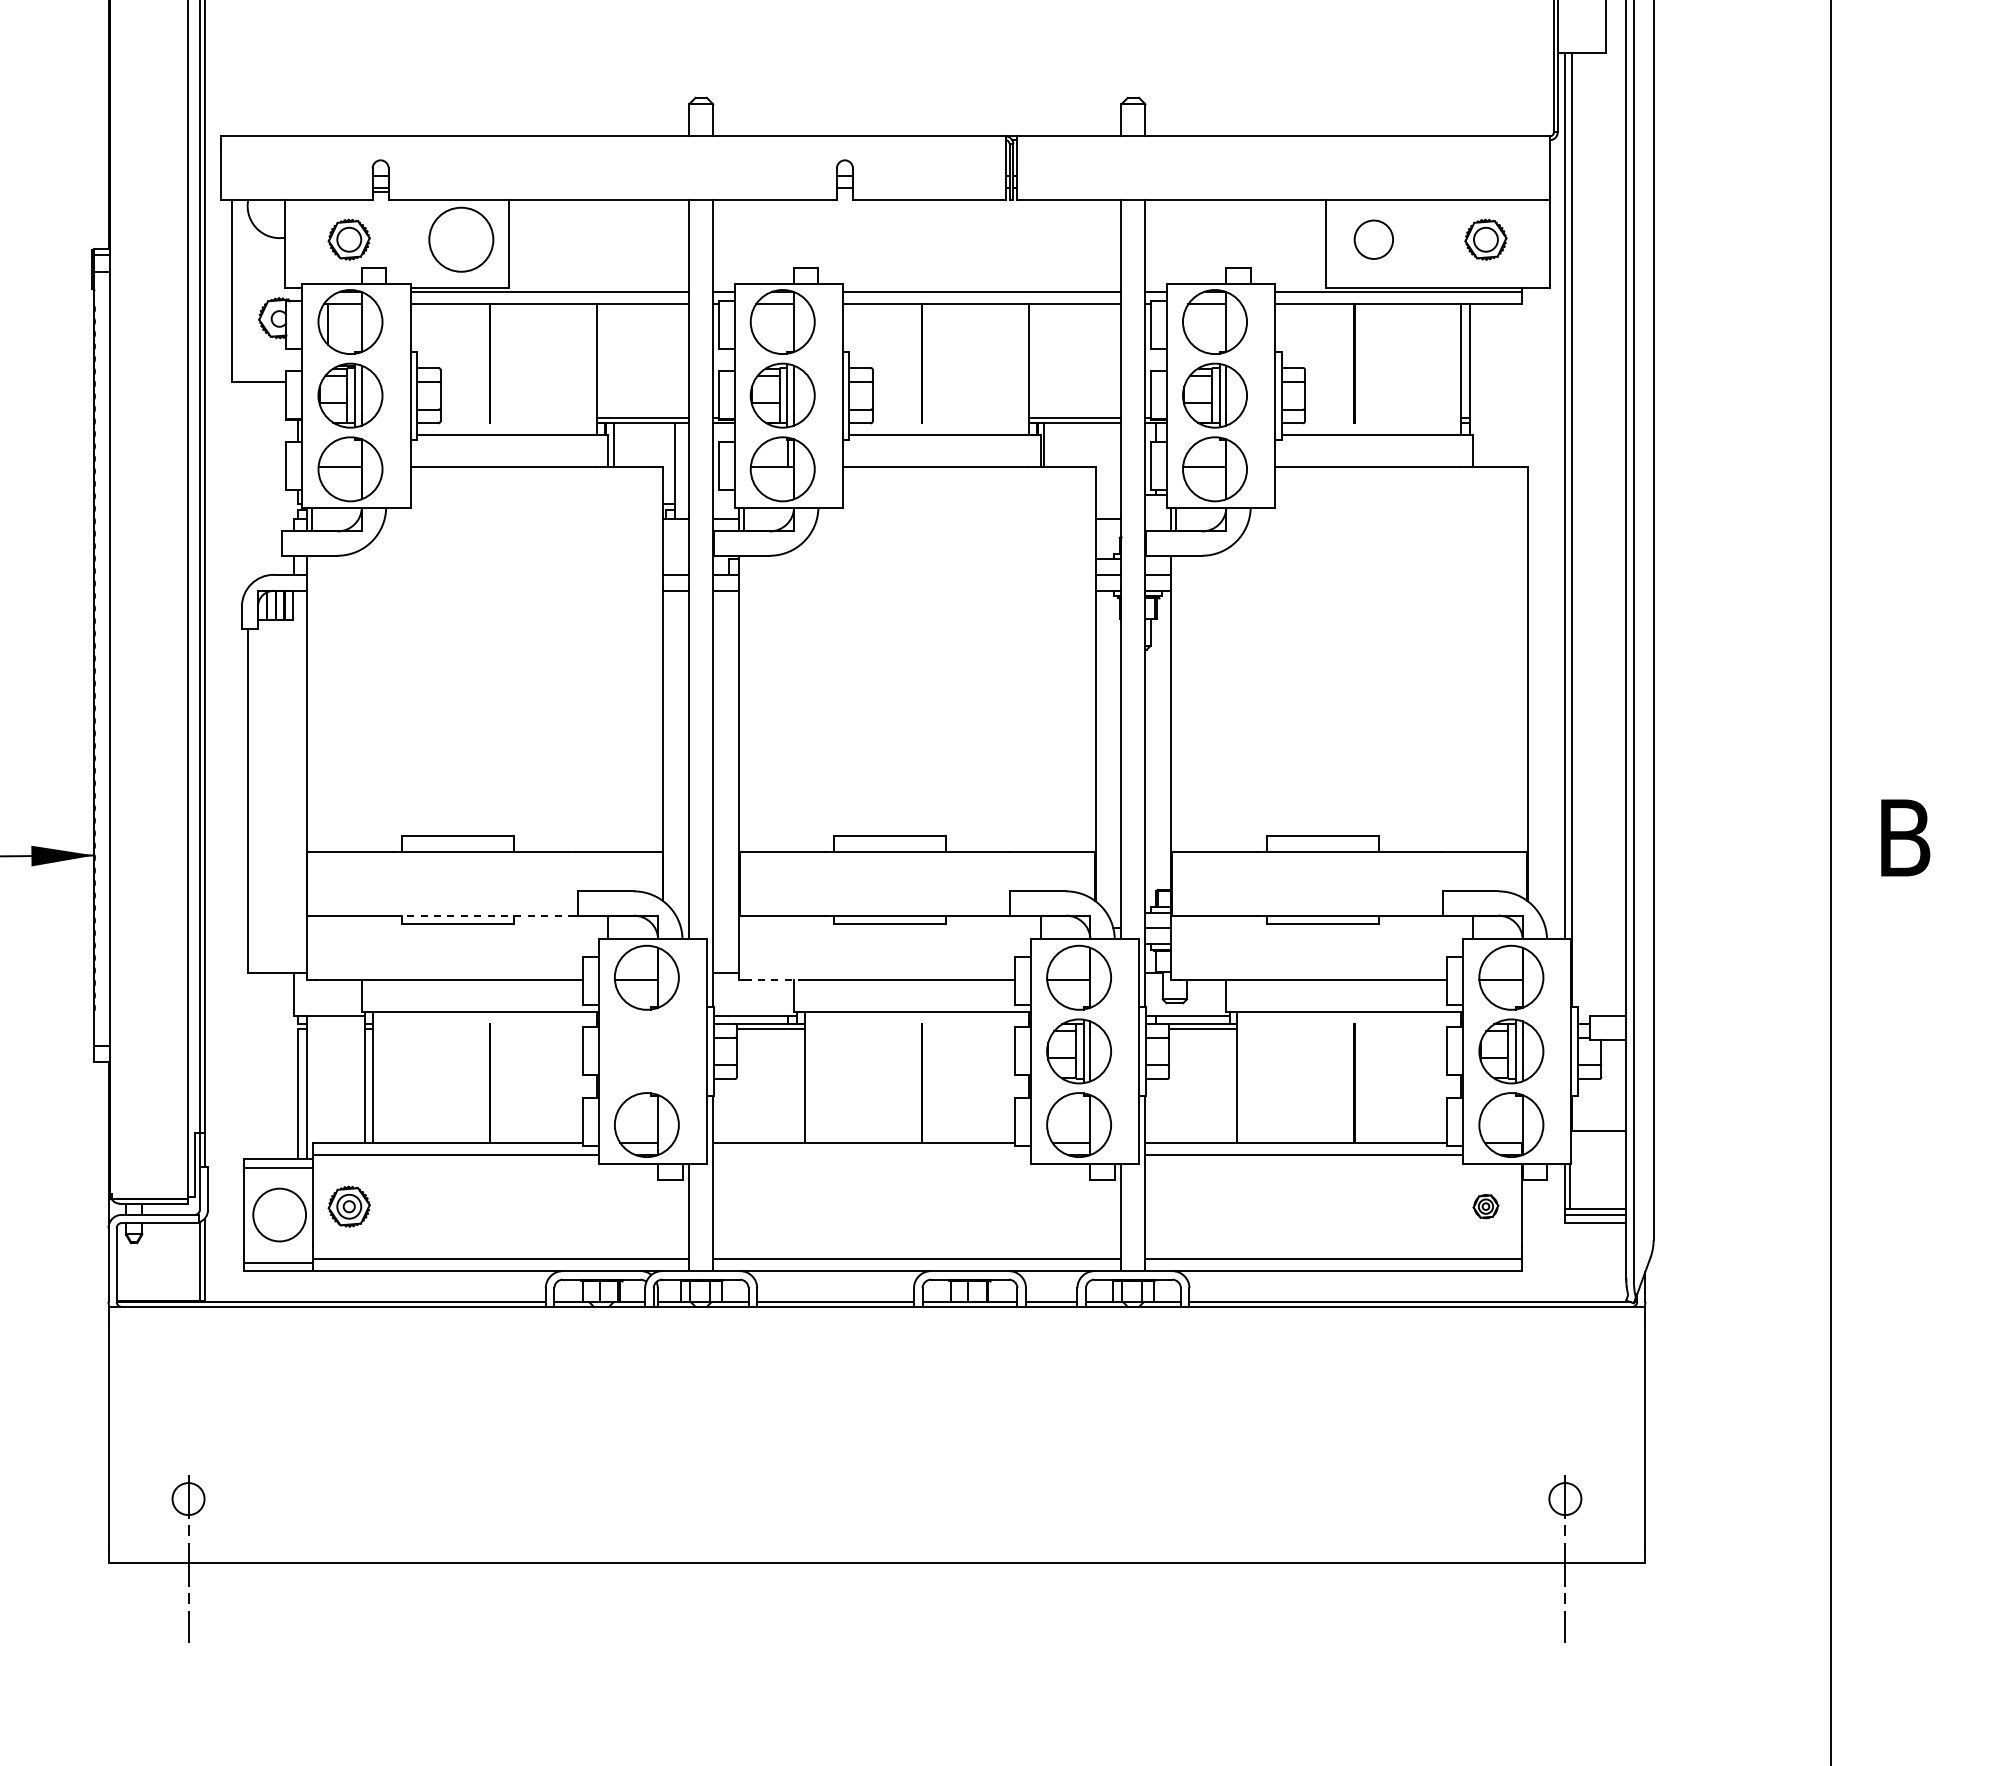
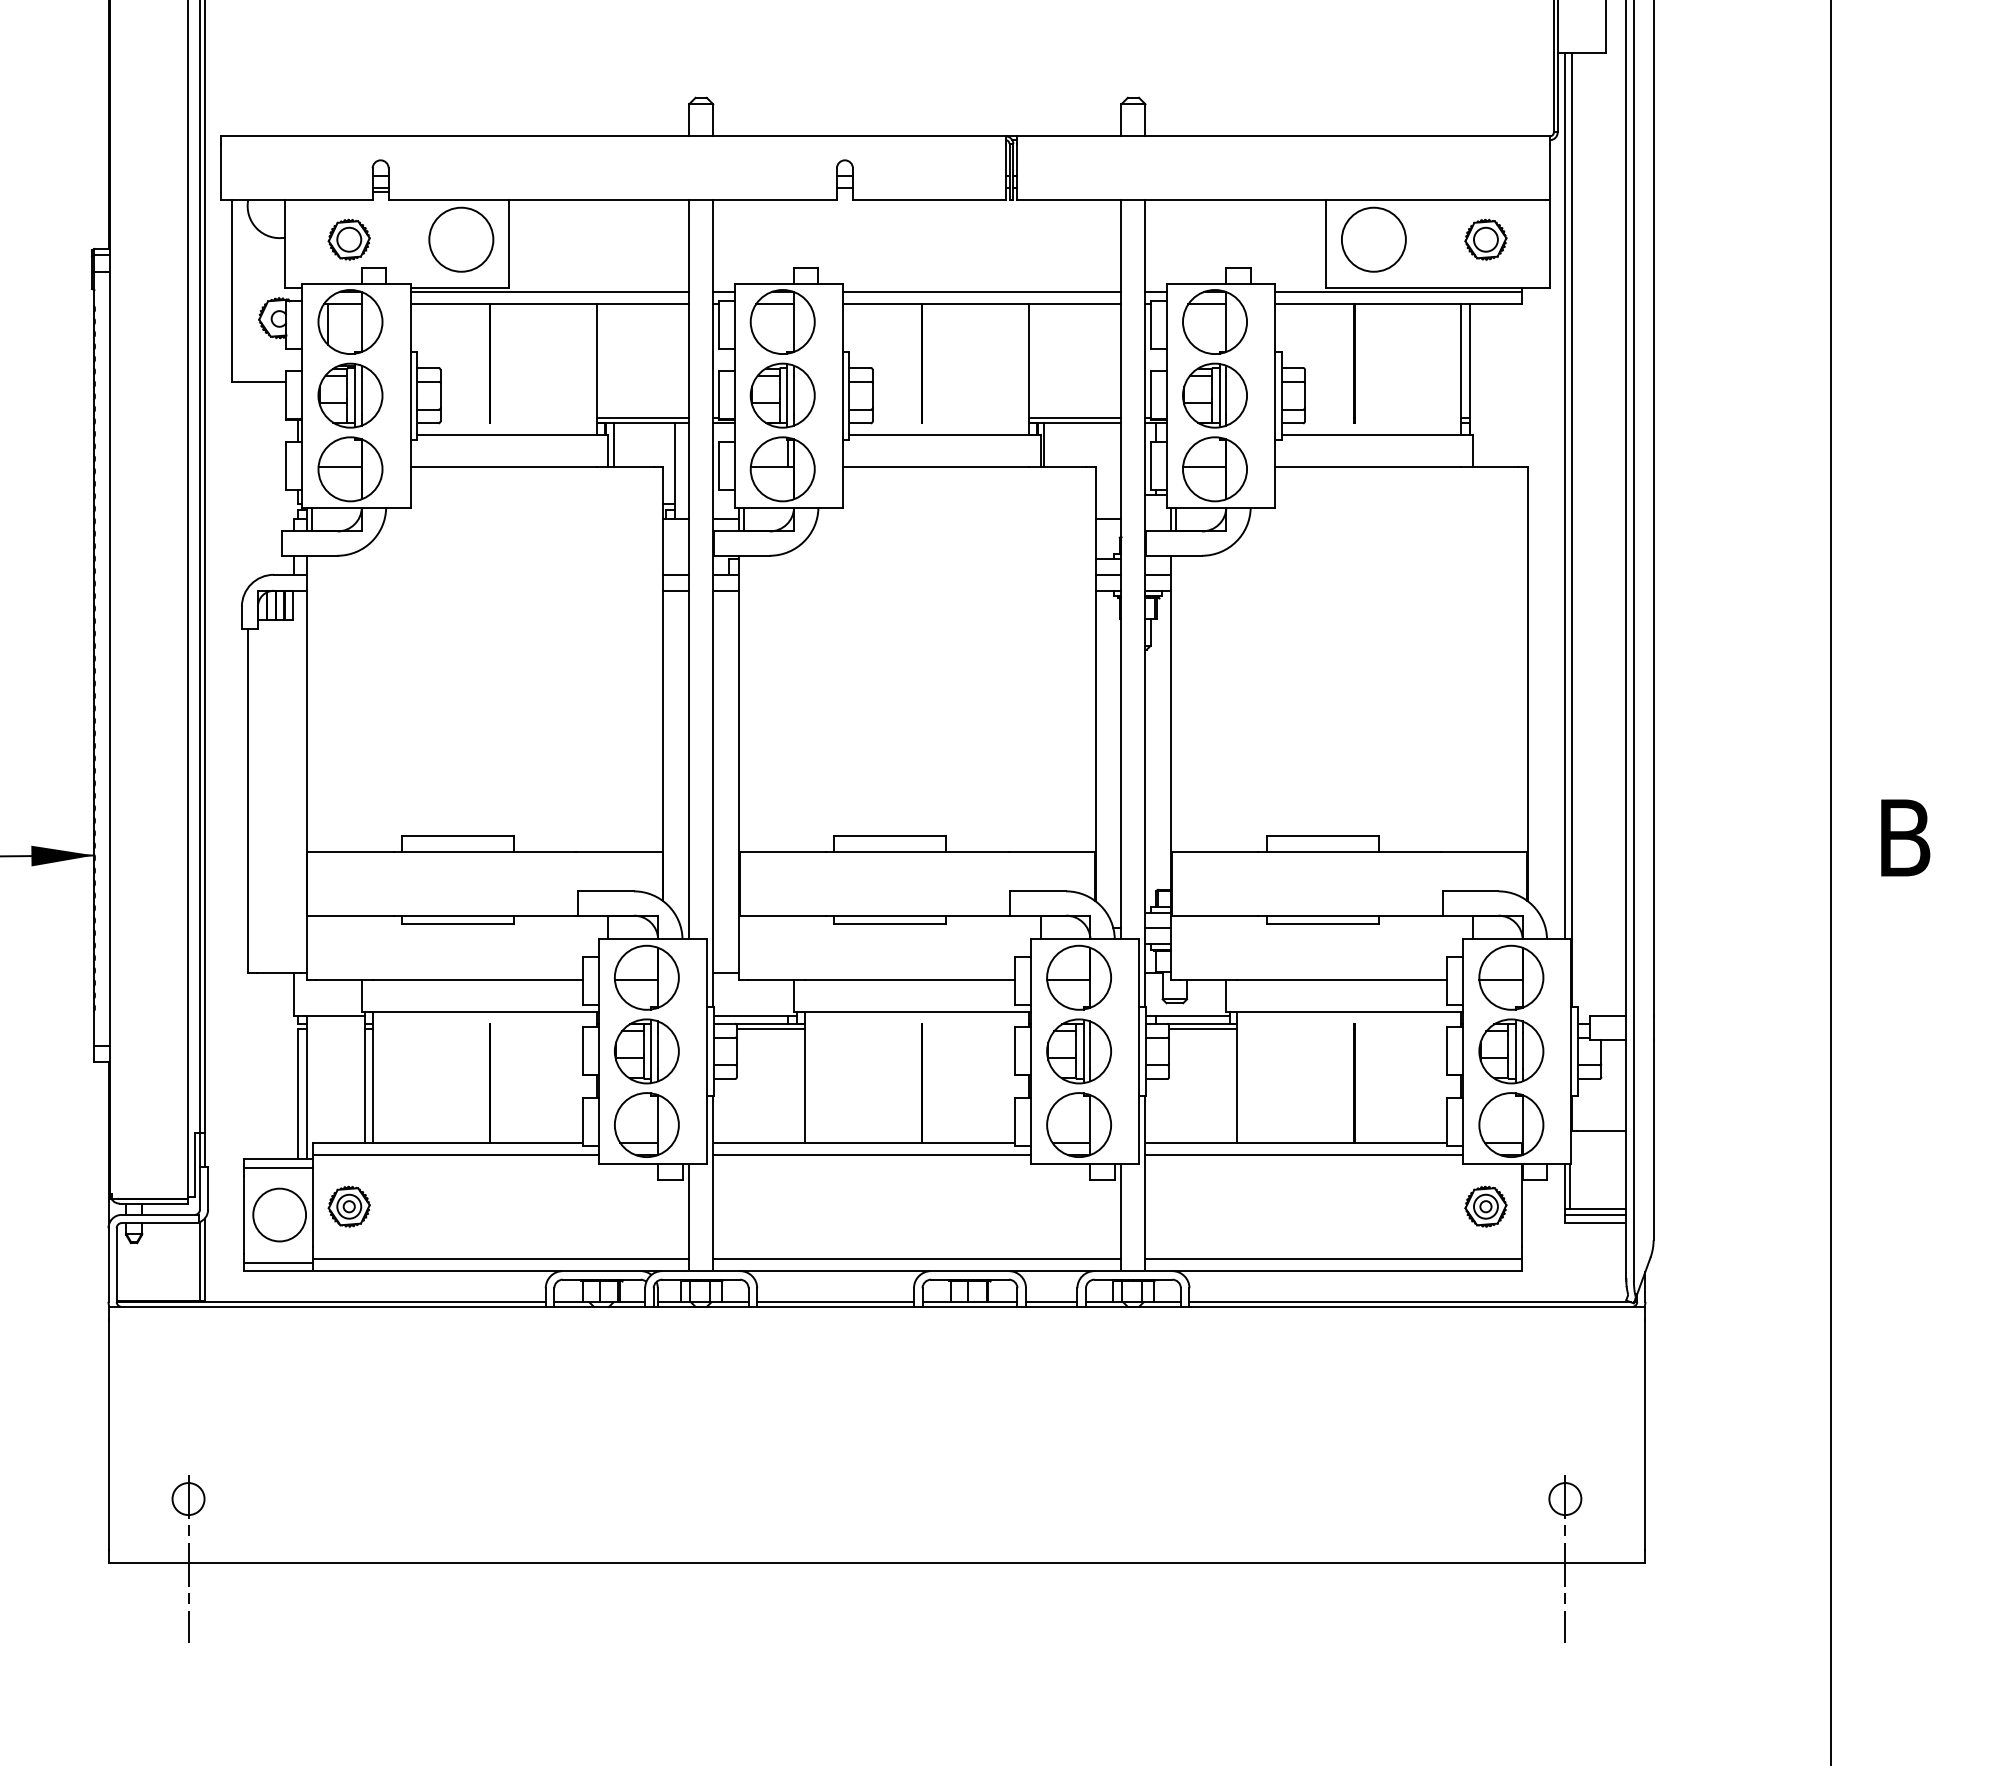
circle diameter: 38 px -> 64 px (1373, 239)
line: dashed -> solid (485, 915)
line: dashed -> solid (776, 979)
part: none -> present (646, 1051)
line: none -> present (872, 1155)
part size: 28x26 px -> 44x43 px (1485, 1206)
